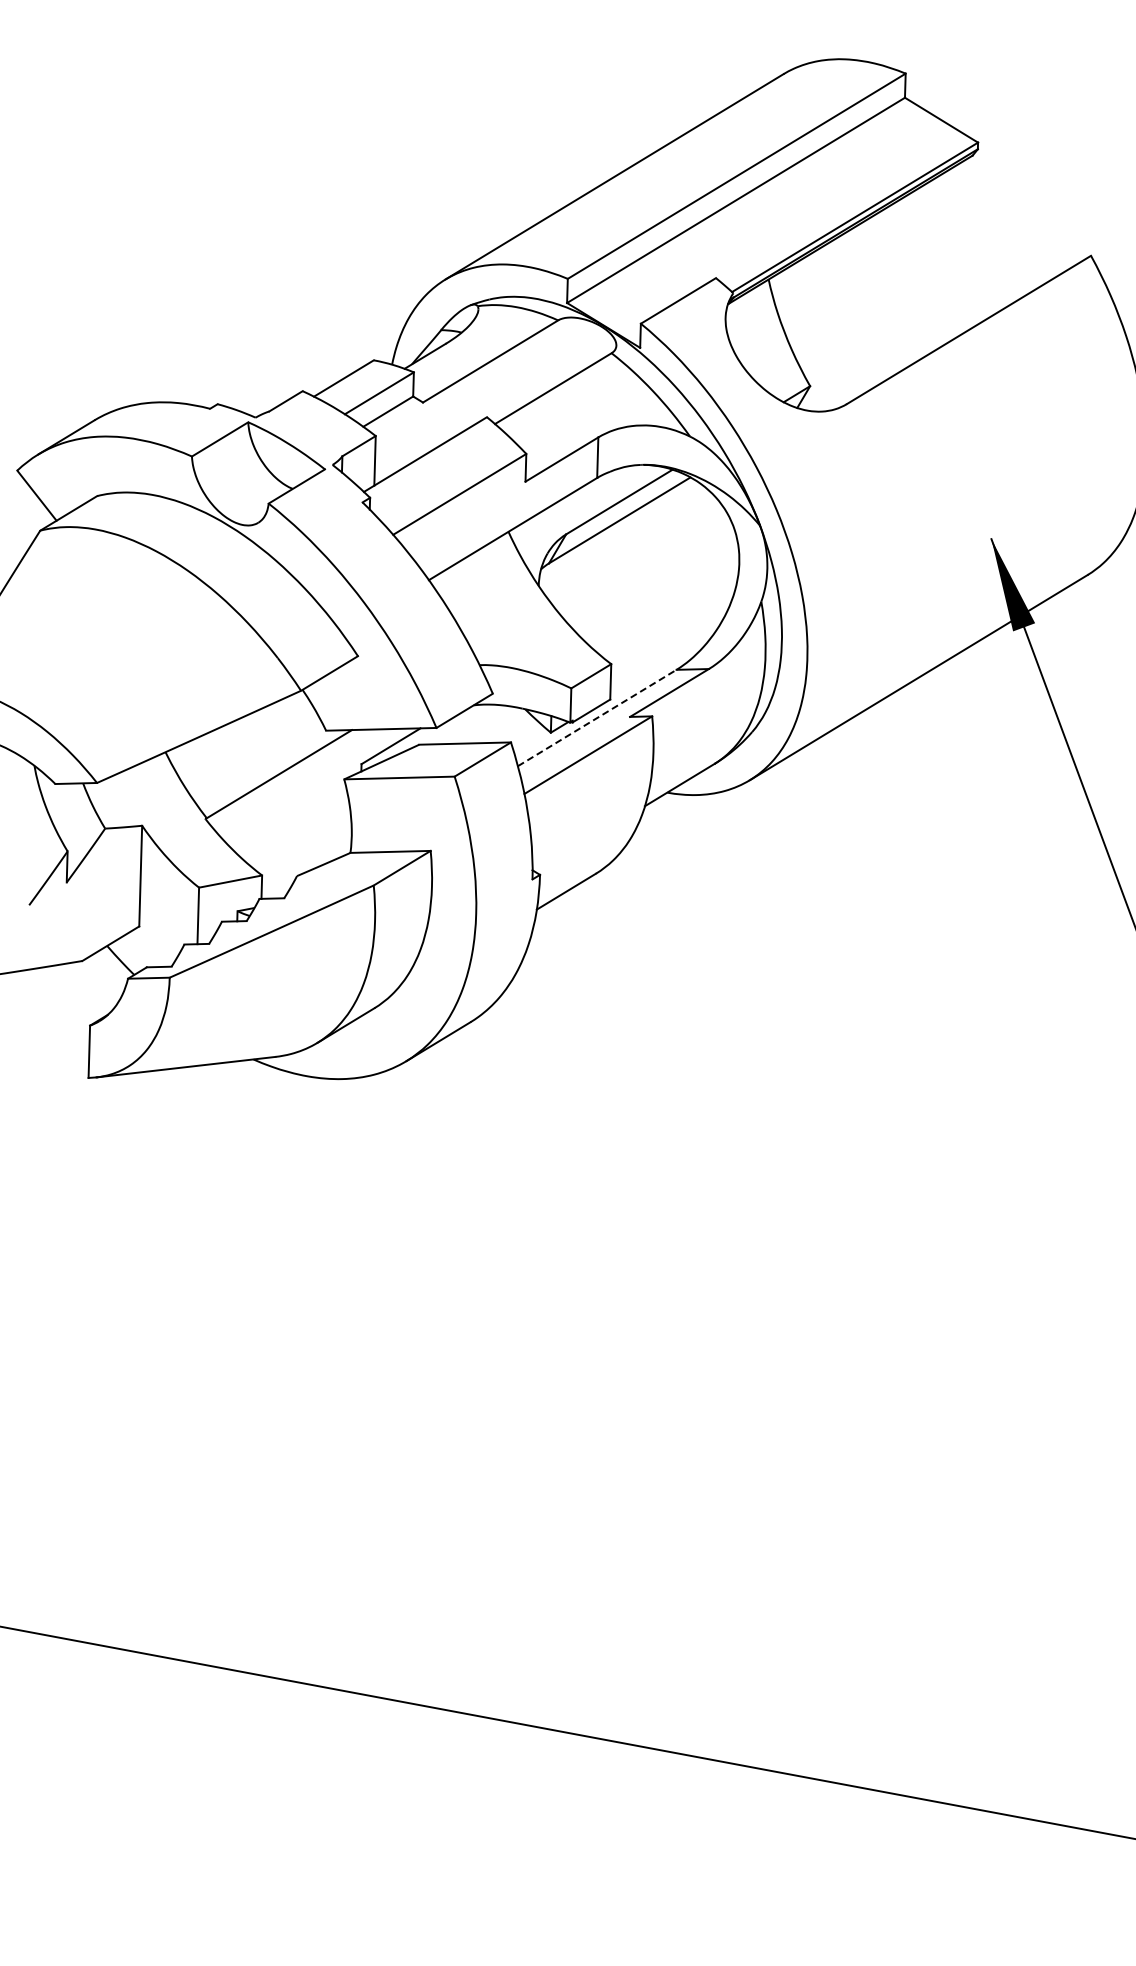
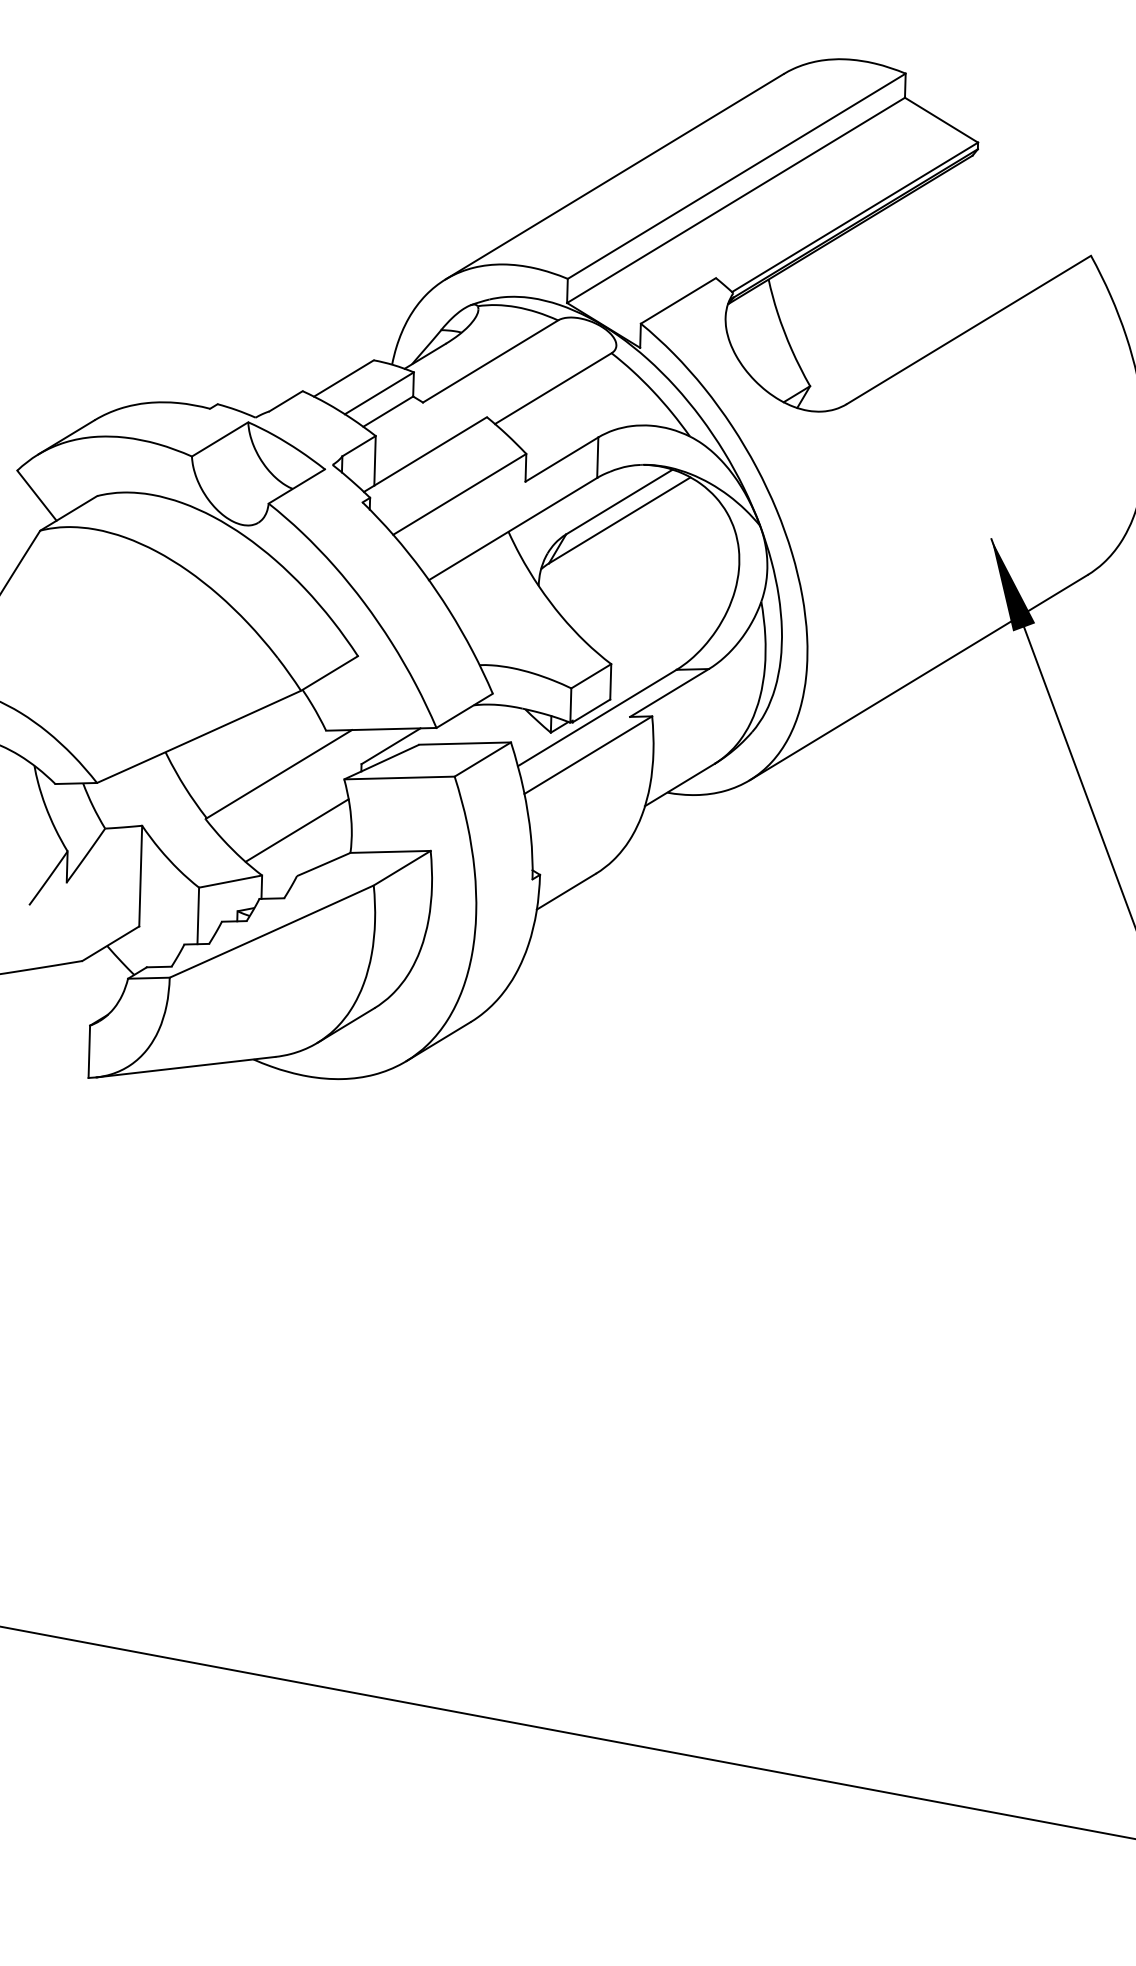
line: dashed -> solid (597, 718)
line: none -> present (296, 830)
